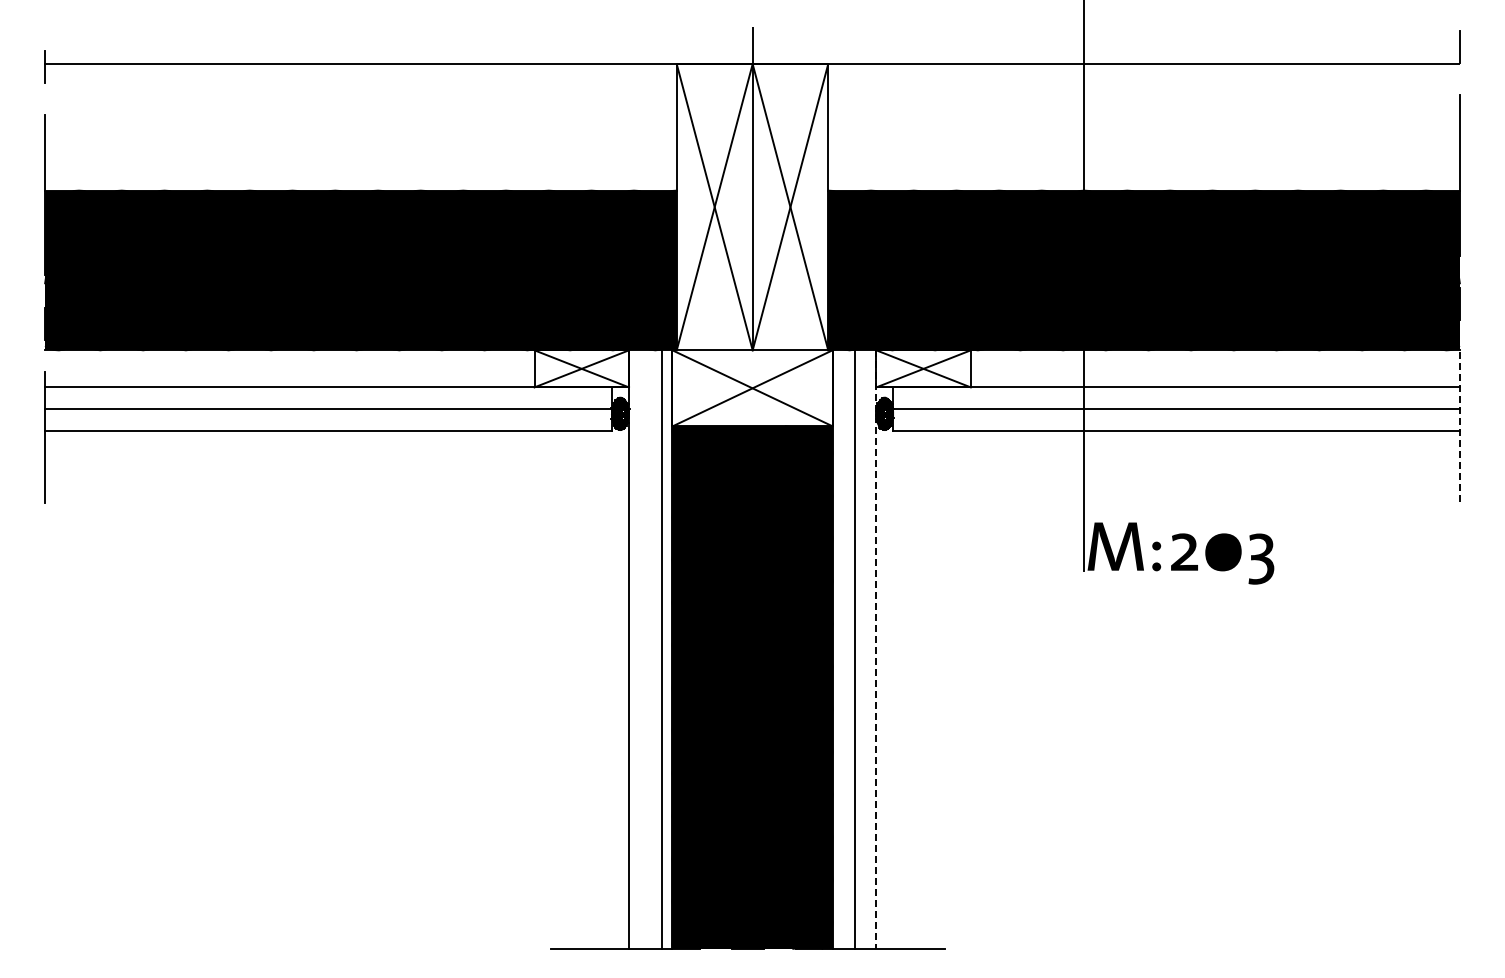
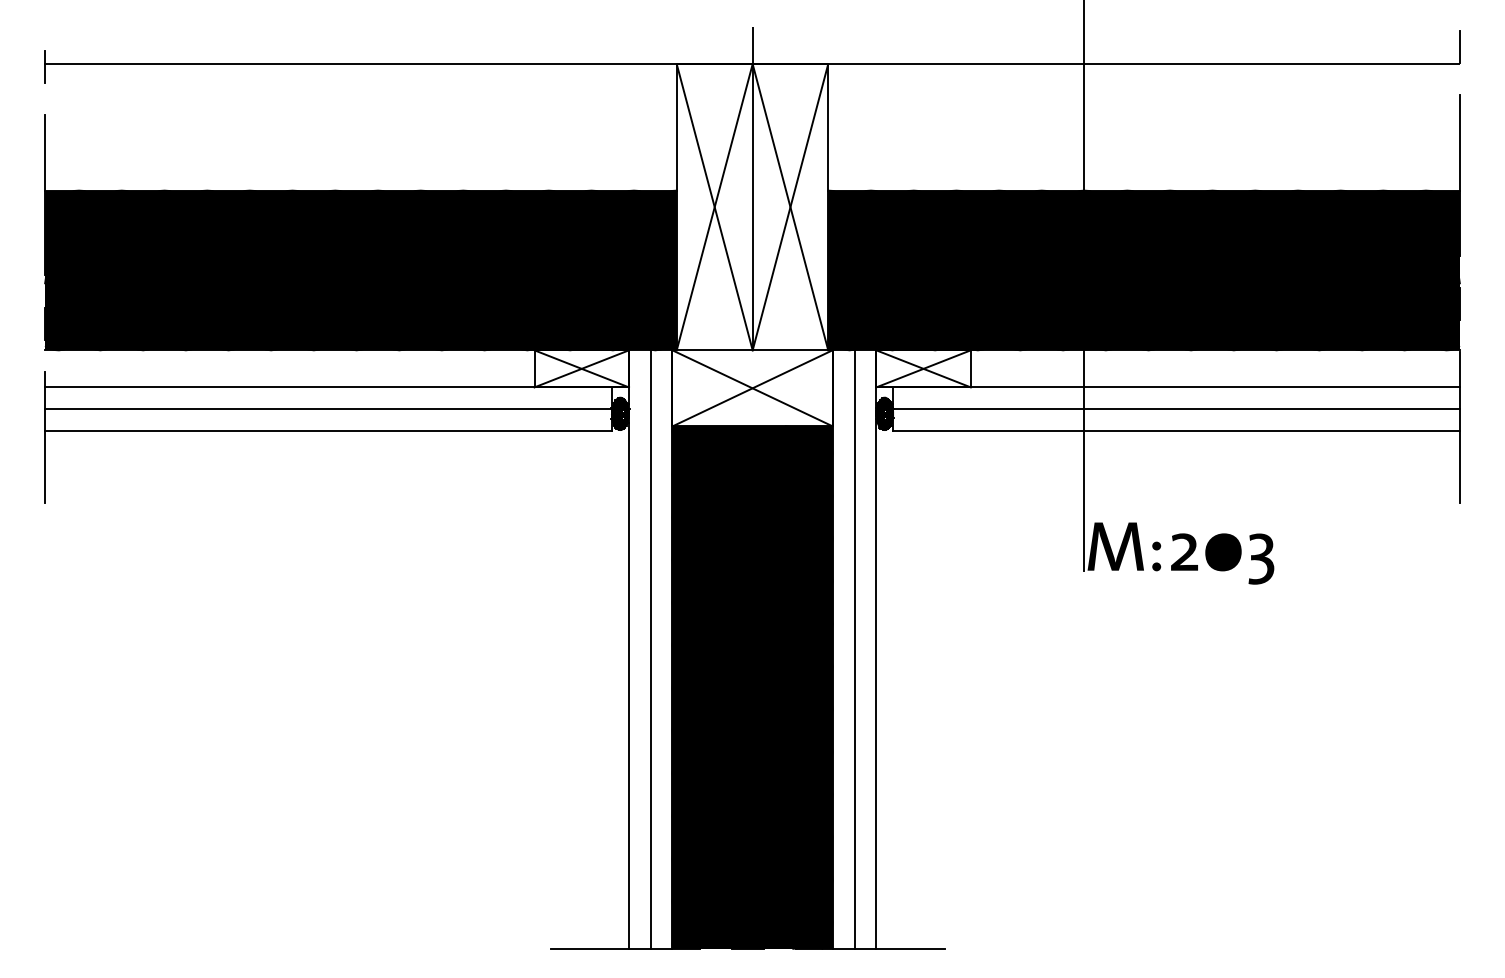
line: dashed -> solid (1459, 427)
line position: (661, 649) -> (650, 649) (650, 649)
line: dashed -> solid (876, 650)
